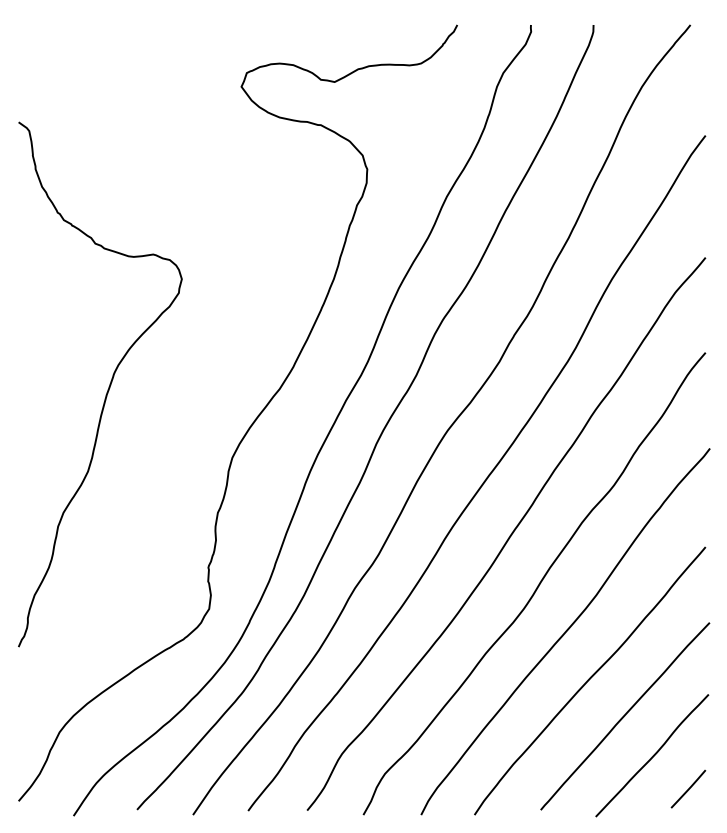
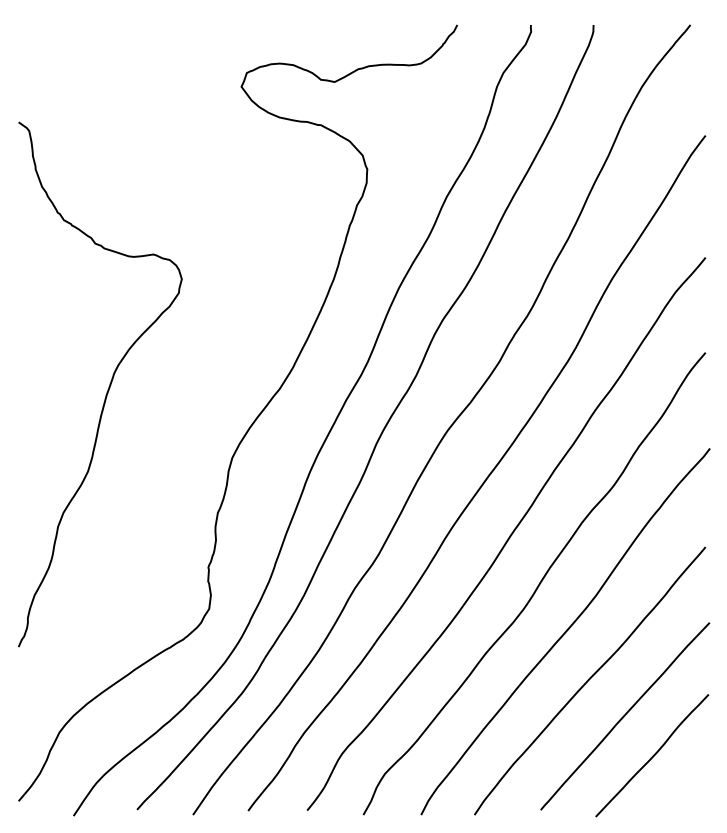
line: present -> none (688, 788)
